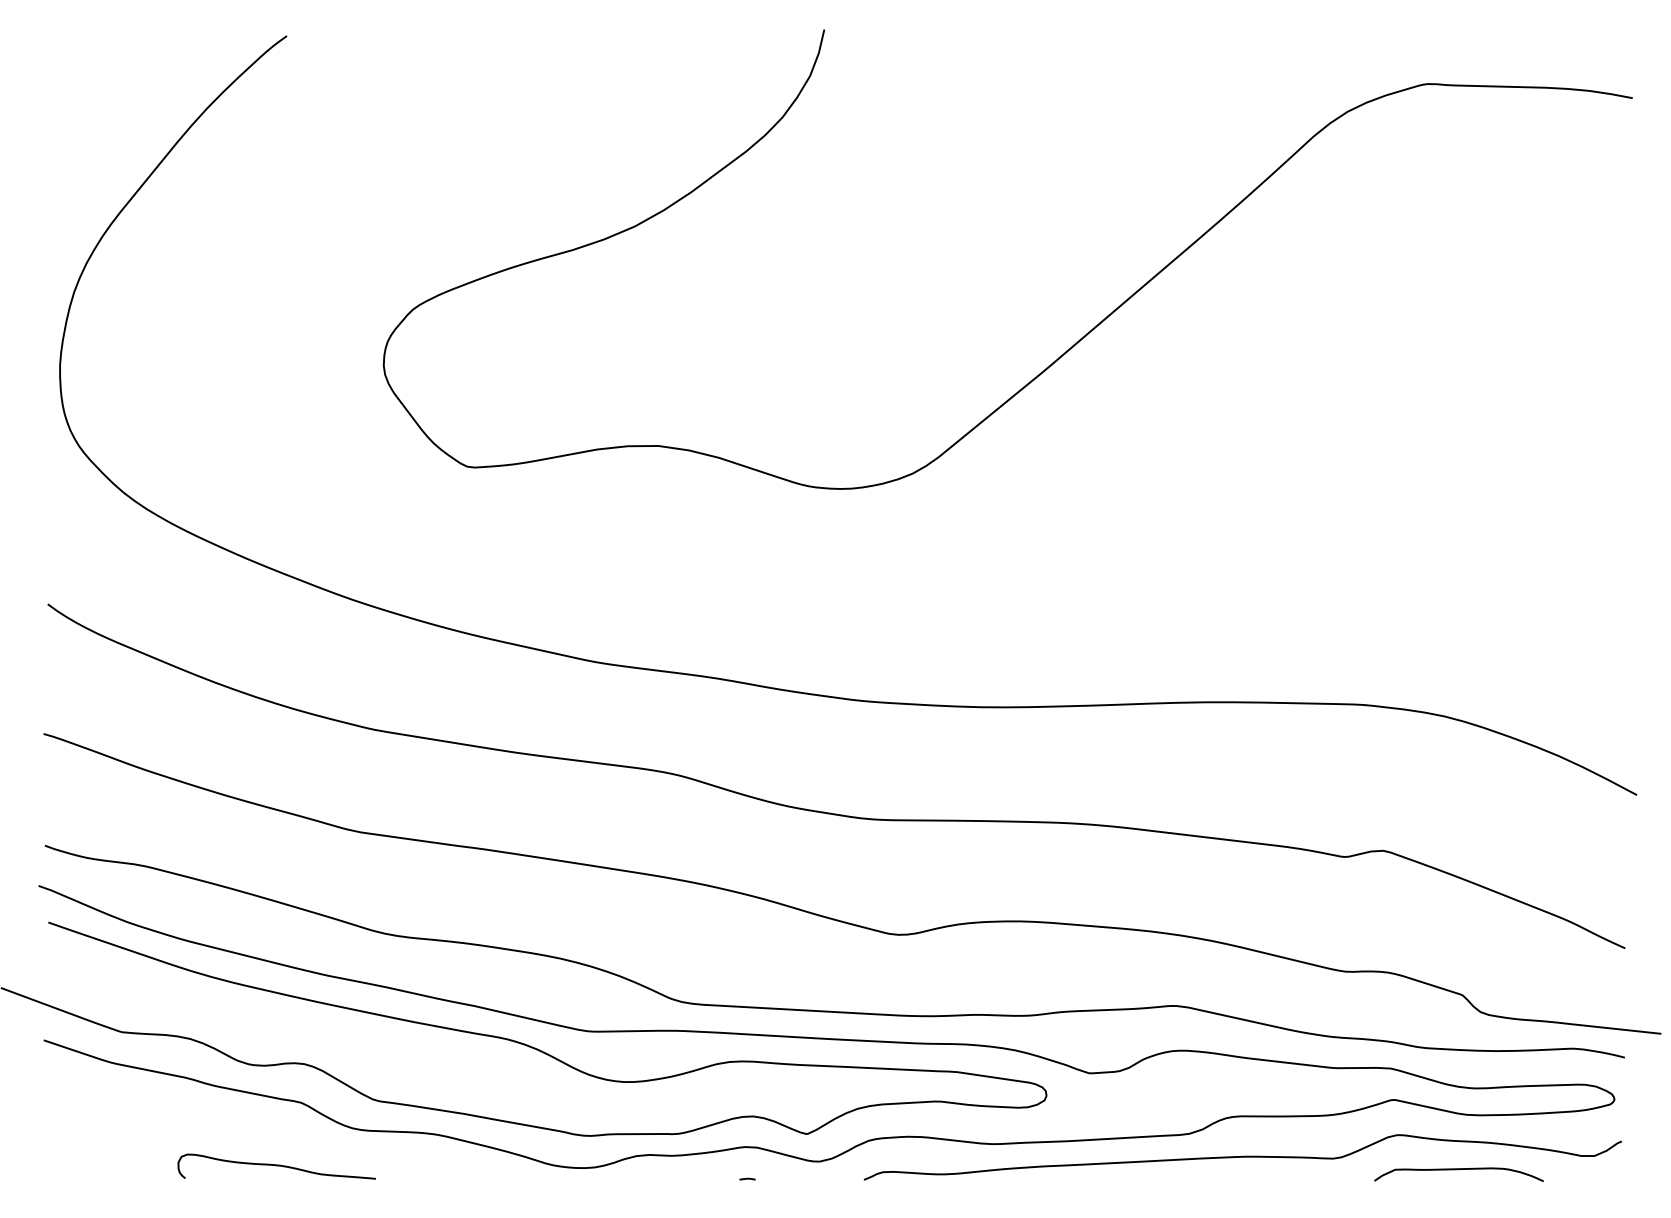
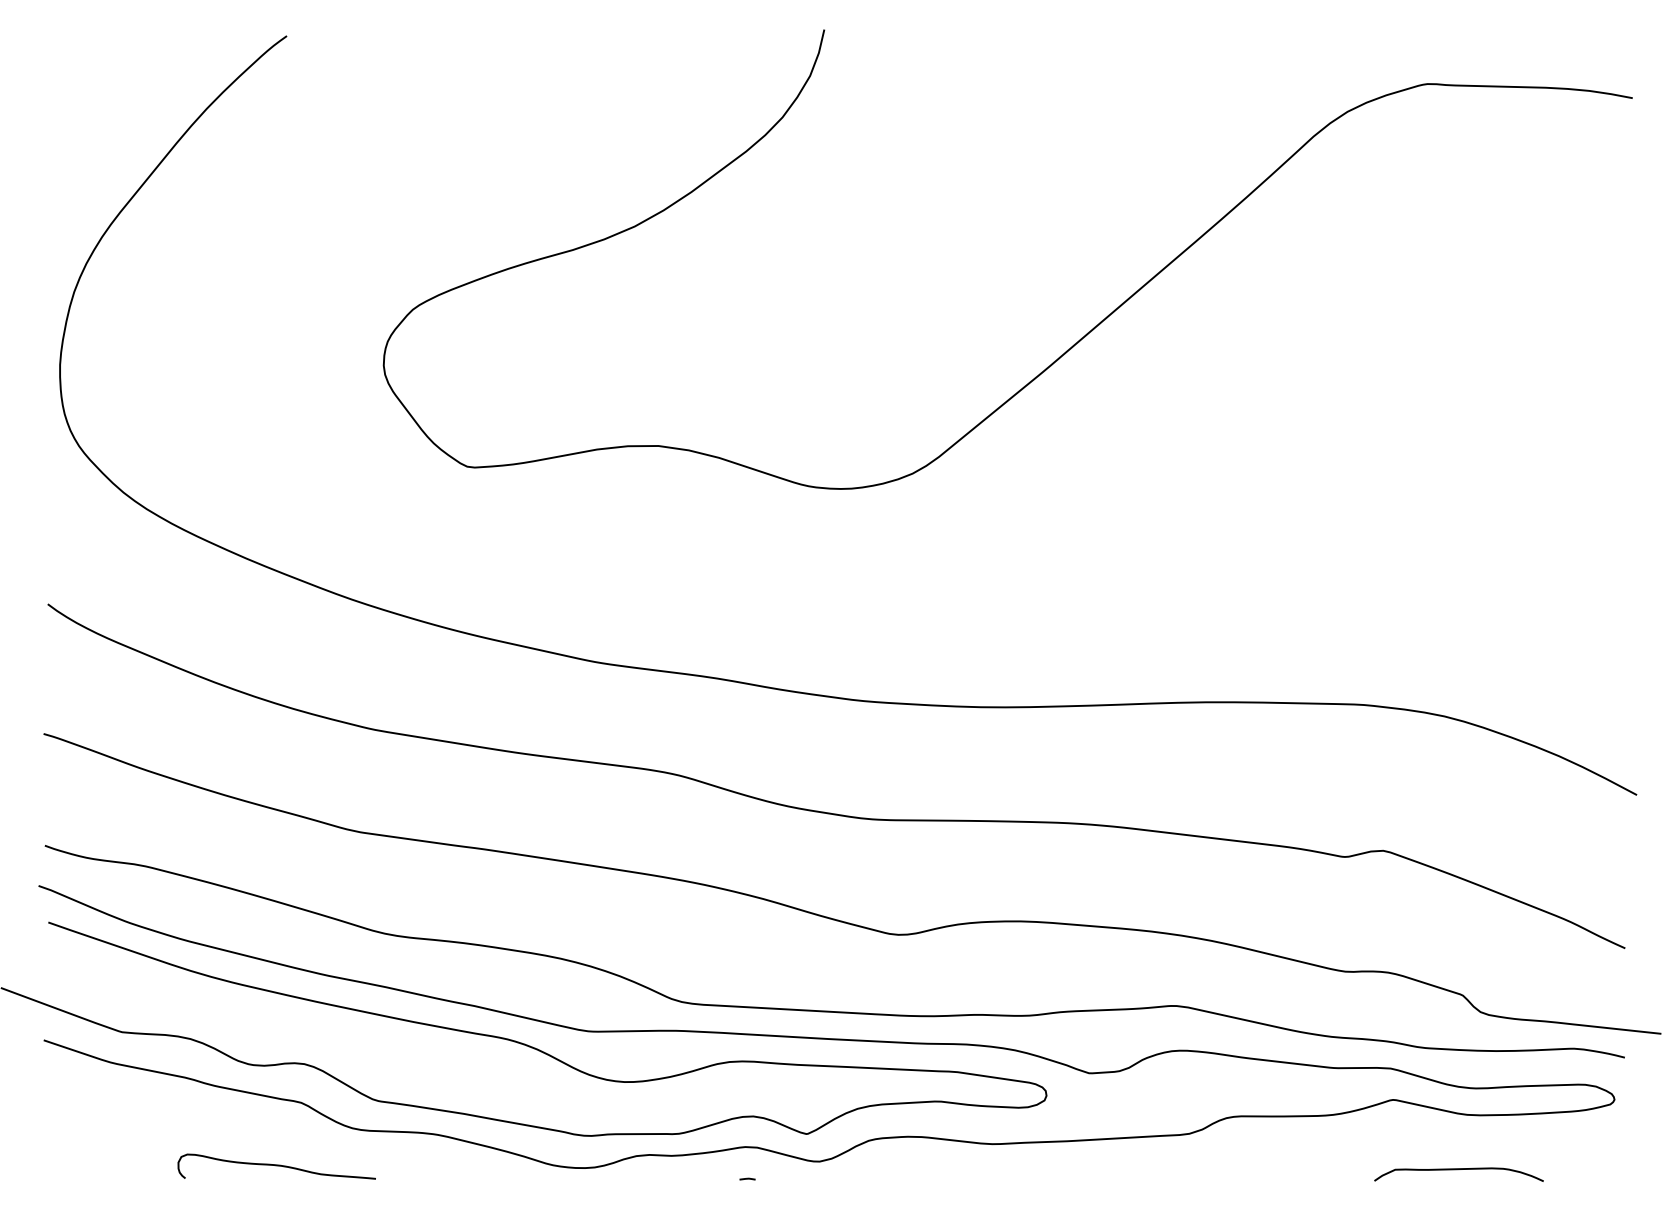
curve: present -> none (1242, 1157)
